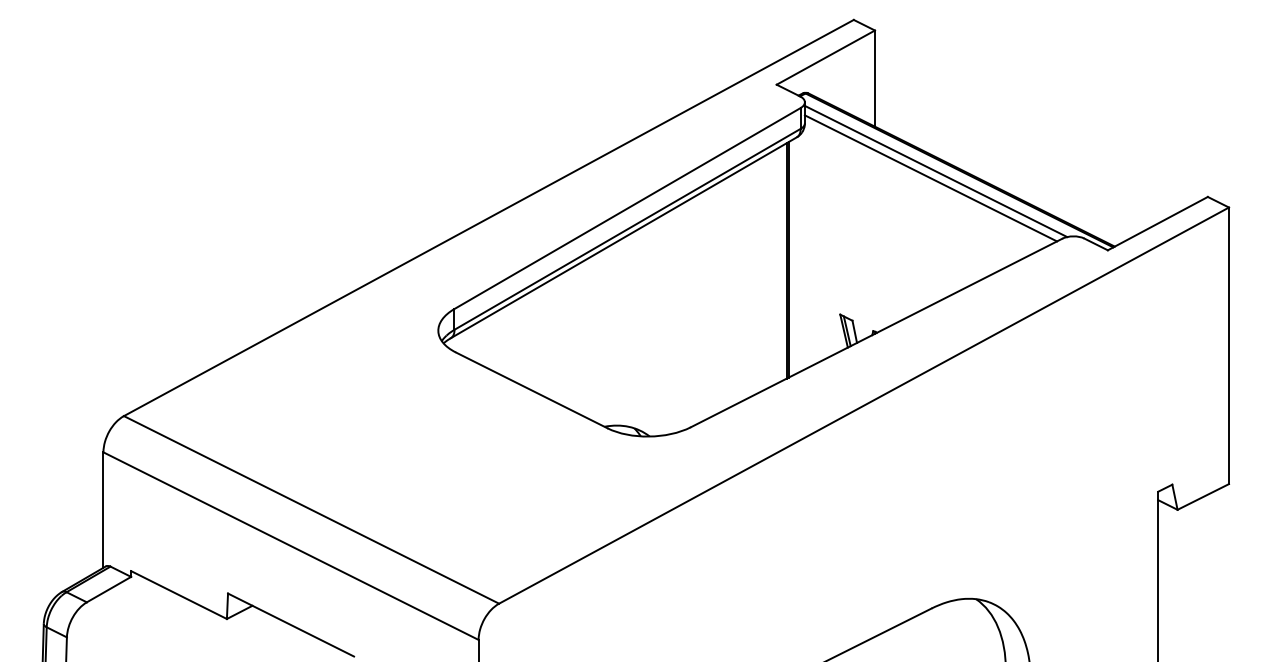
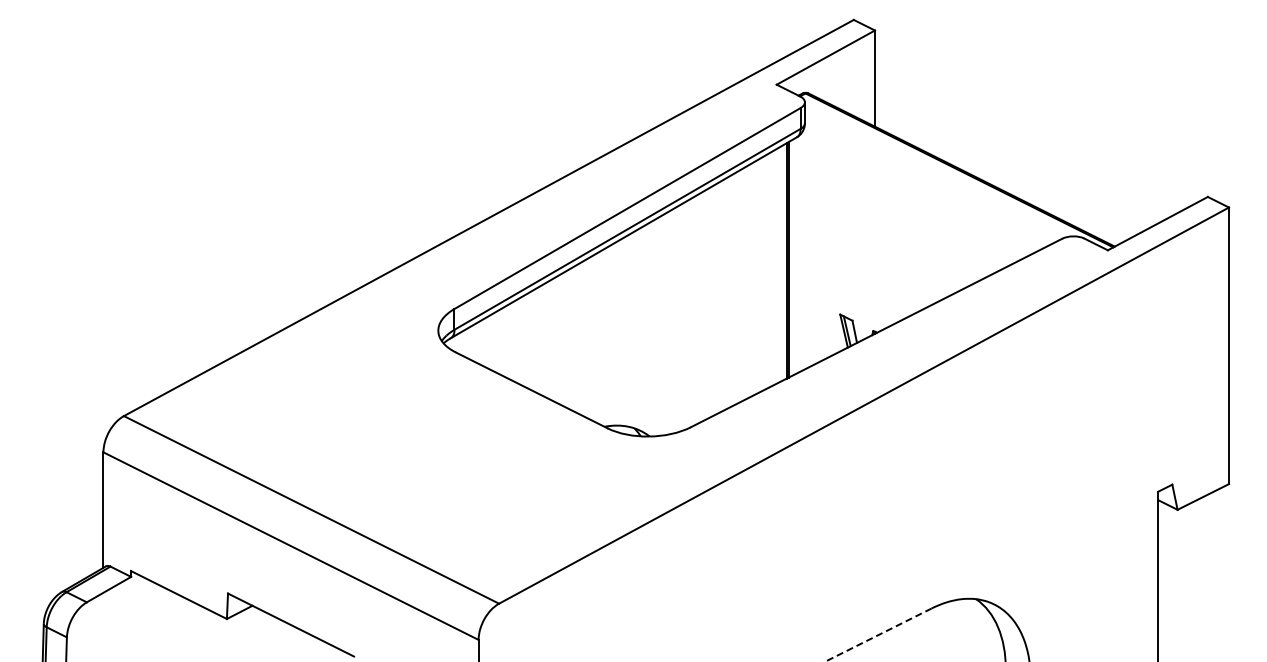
line: present -> none (935, 171)
line: present -> none (930, 178)
line: solid -> dashed (878, 635)
